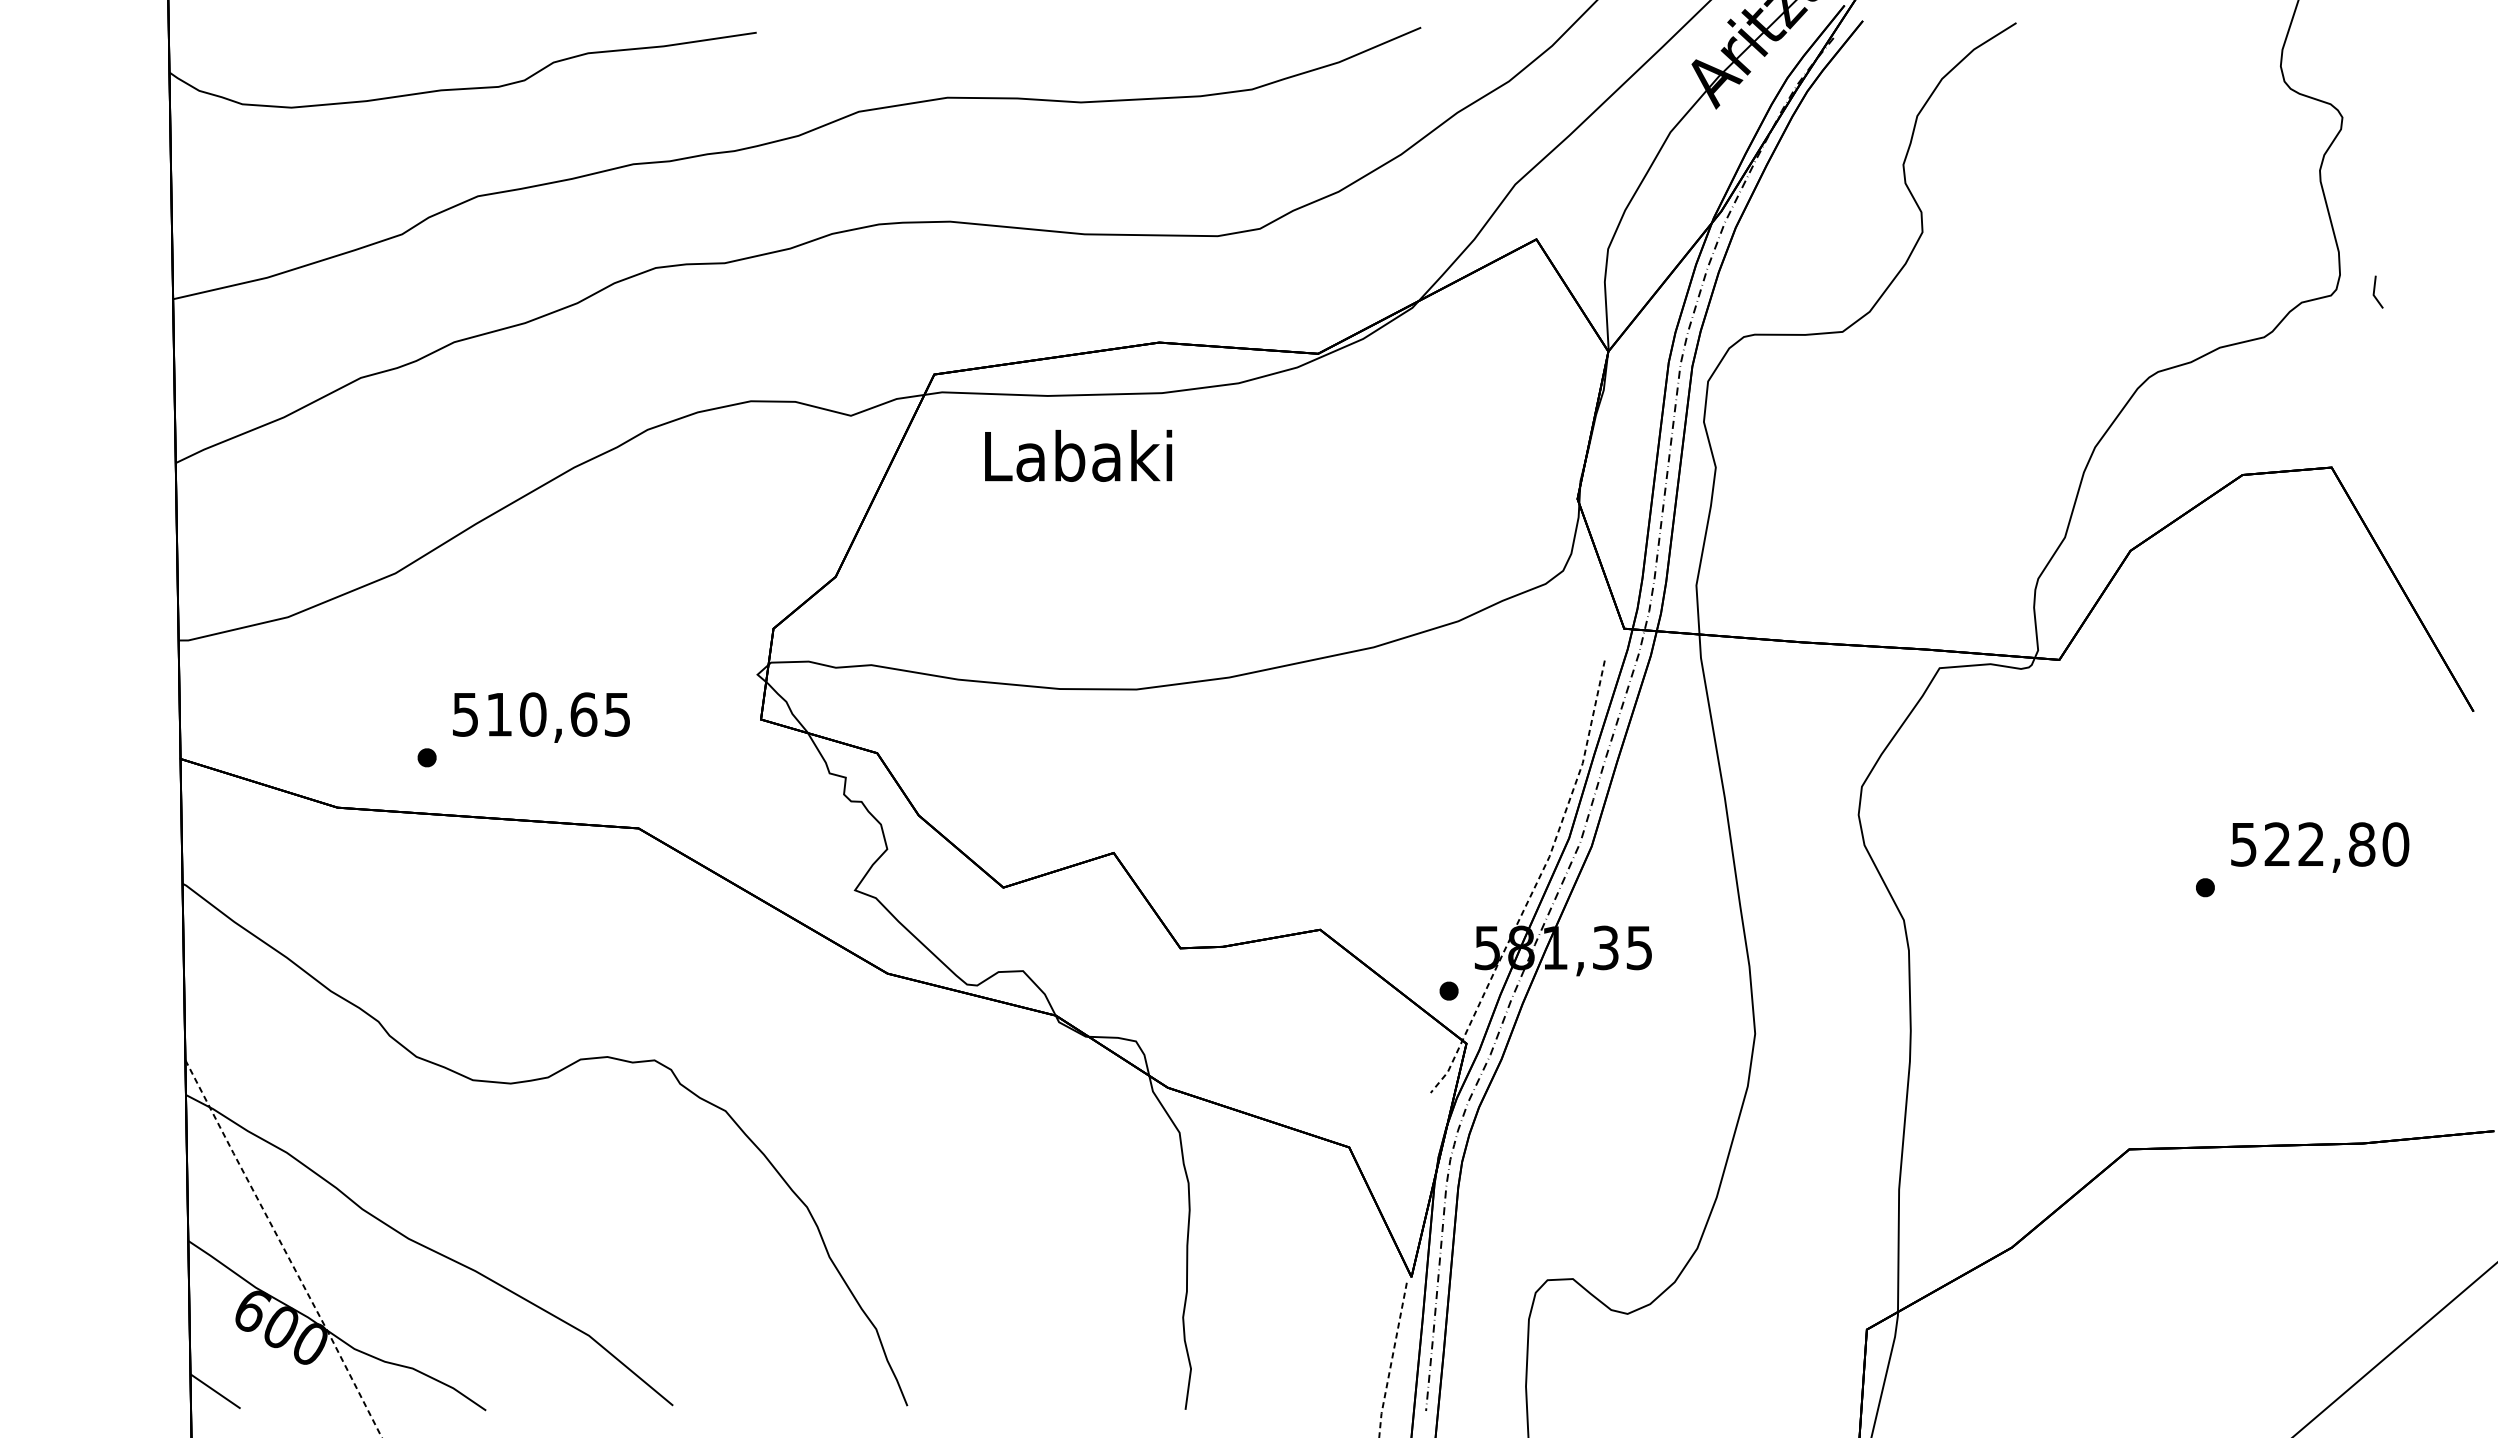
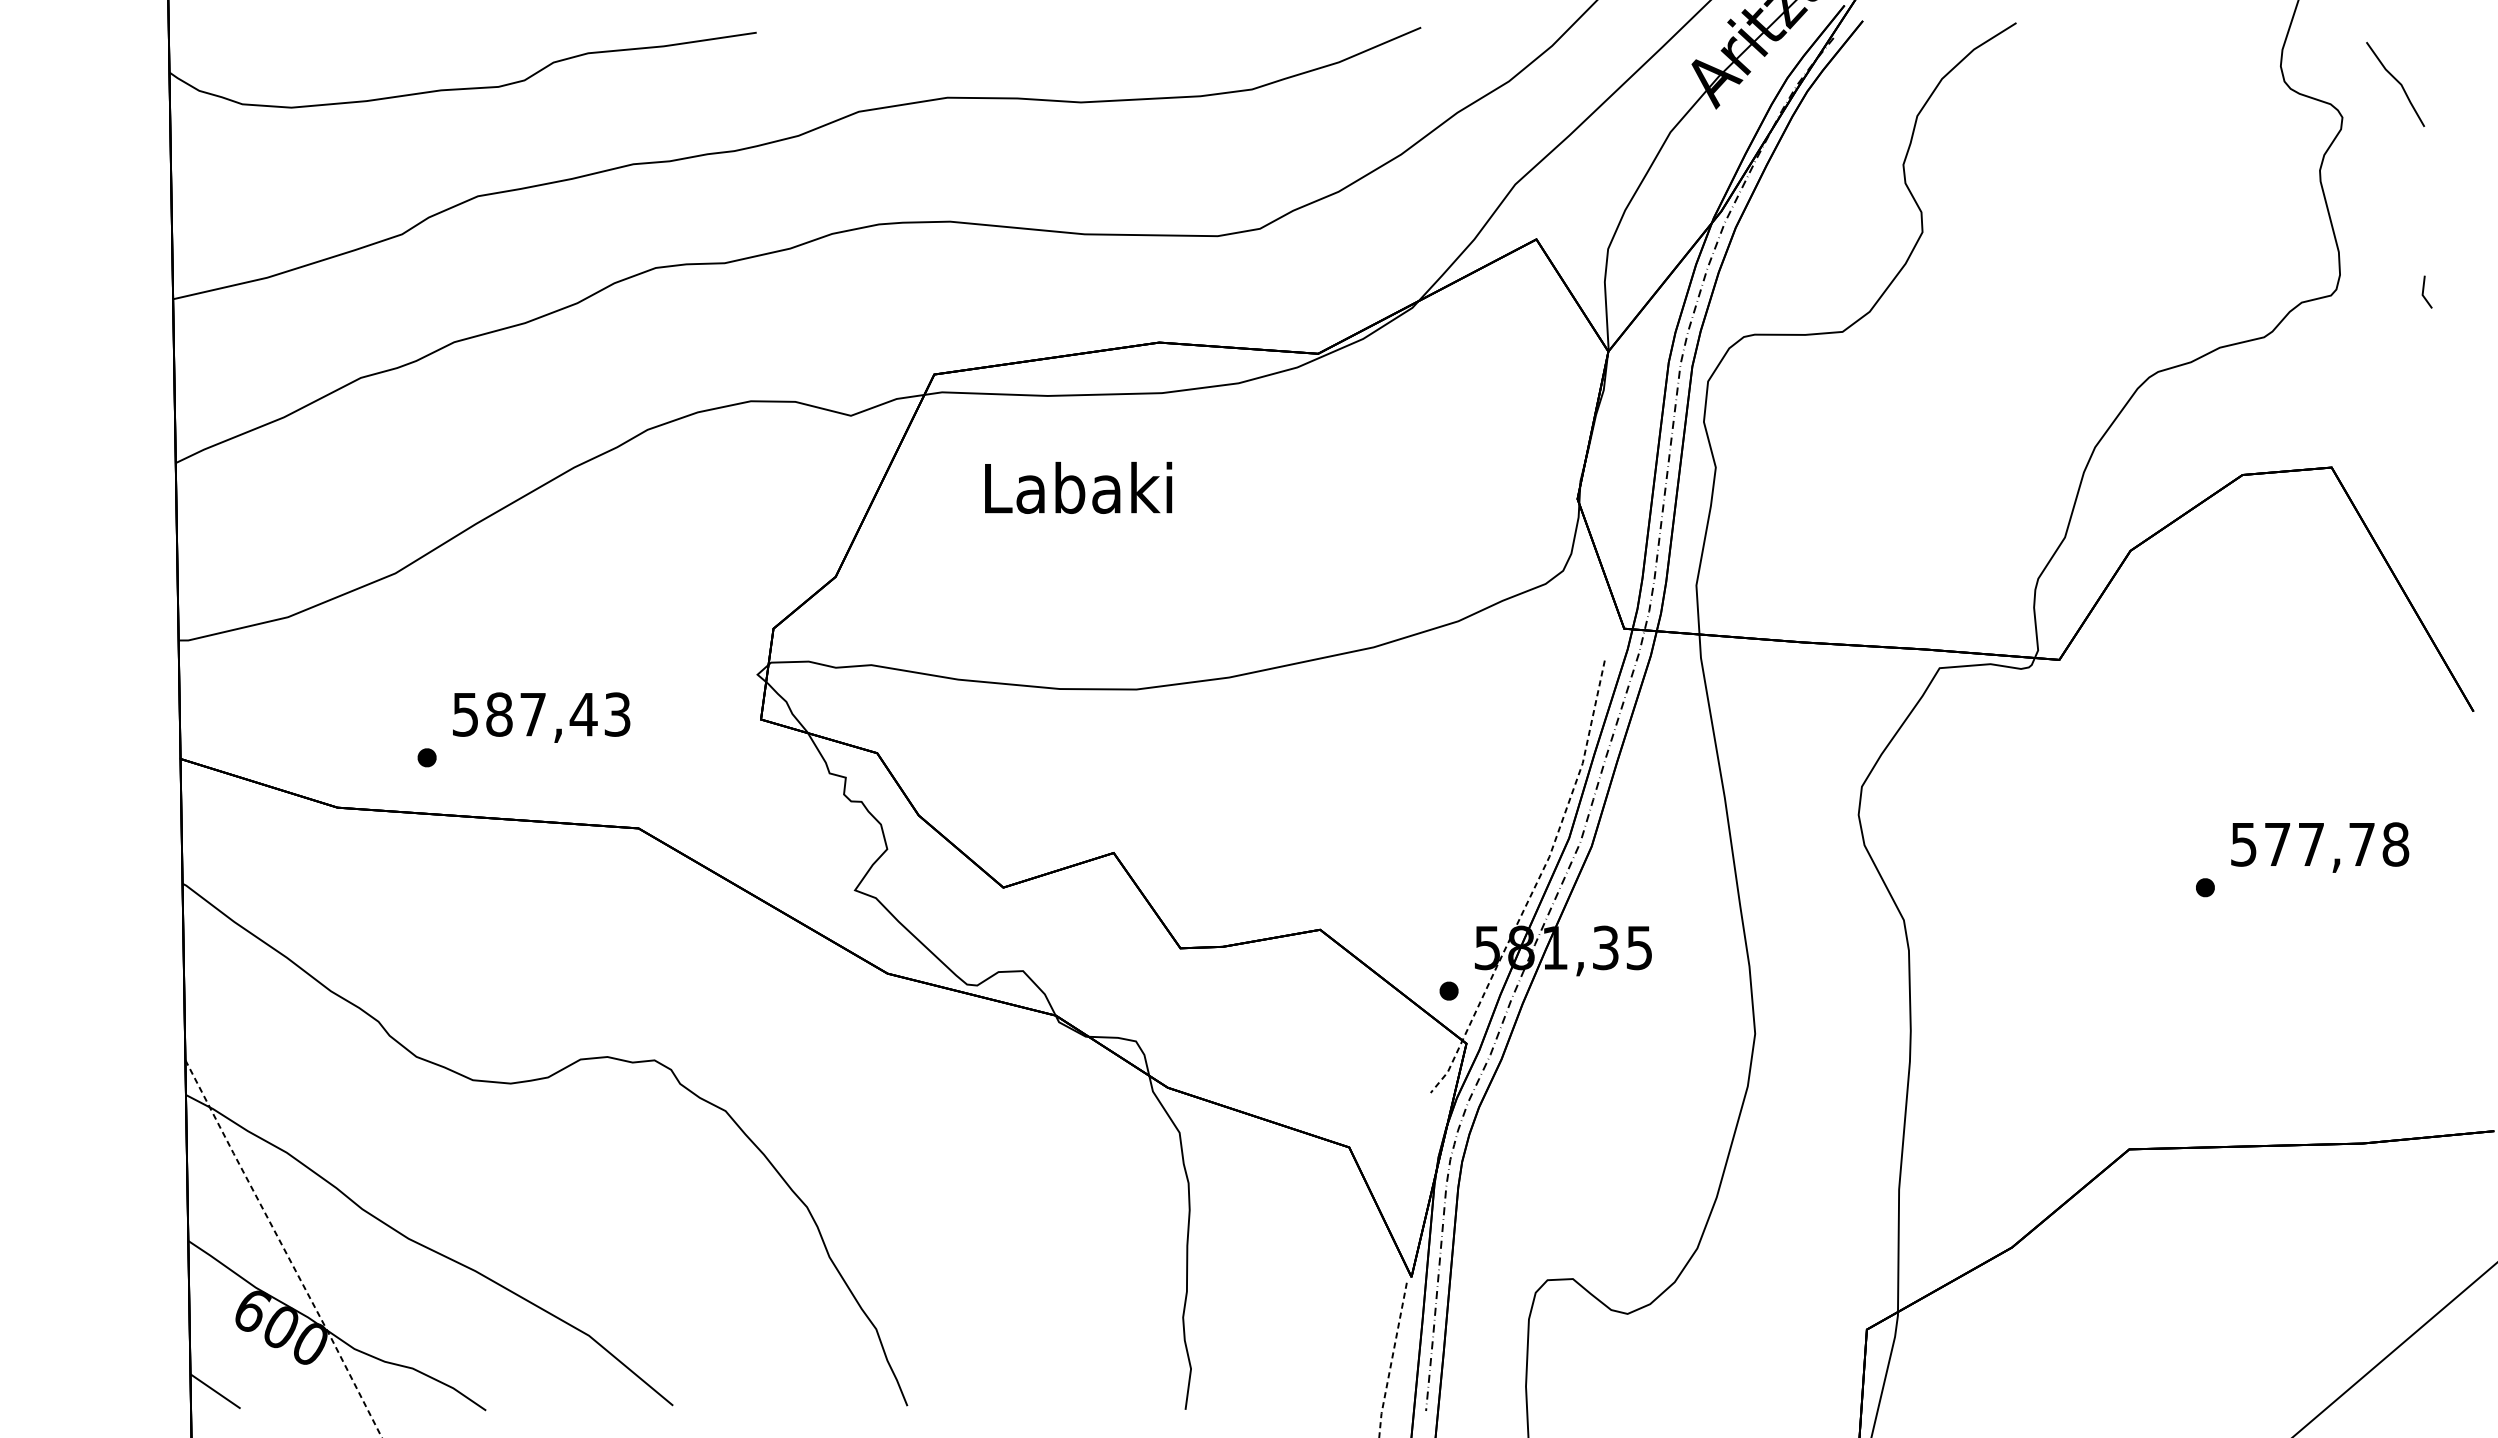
line: none -> present (2397, 82)
line position: (2375, 289) -> (2424, 289) (2424, 289)
text position: (1078, 455) -> (1078, 487) (1078, 487)
text: 510,65 -> 587,43 (558, 714)
text: 522,80 -> 577,78 (2336, 844)
